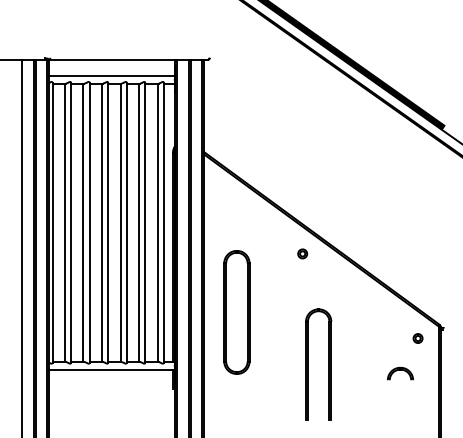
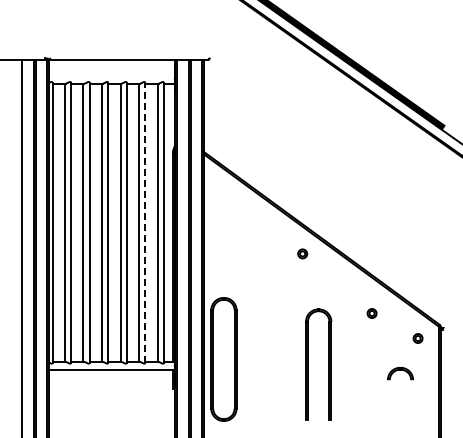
line: present -> none (111, 75)
line: solid -> dashed (145, 222)
part position: (236, 312) -> (223, 359) (223, 359)
part: none -> present (371, 313)
